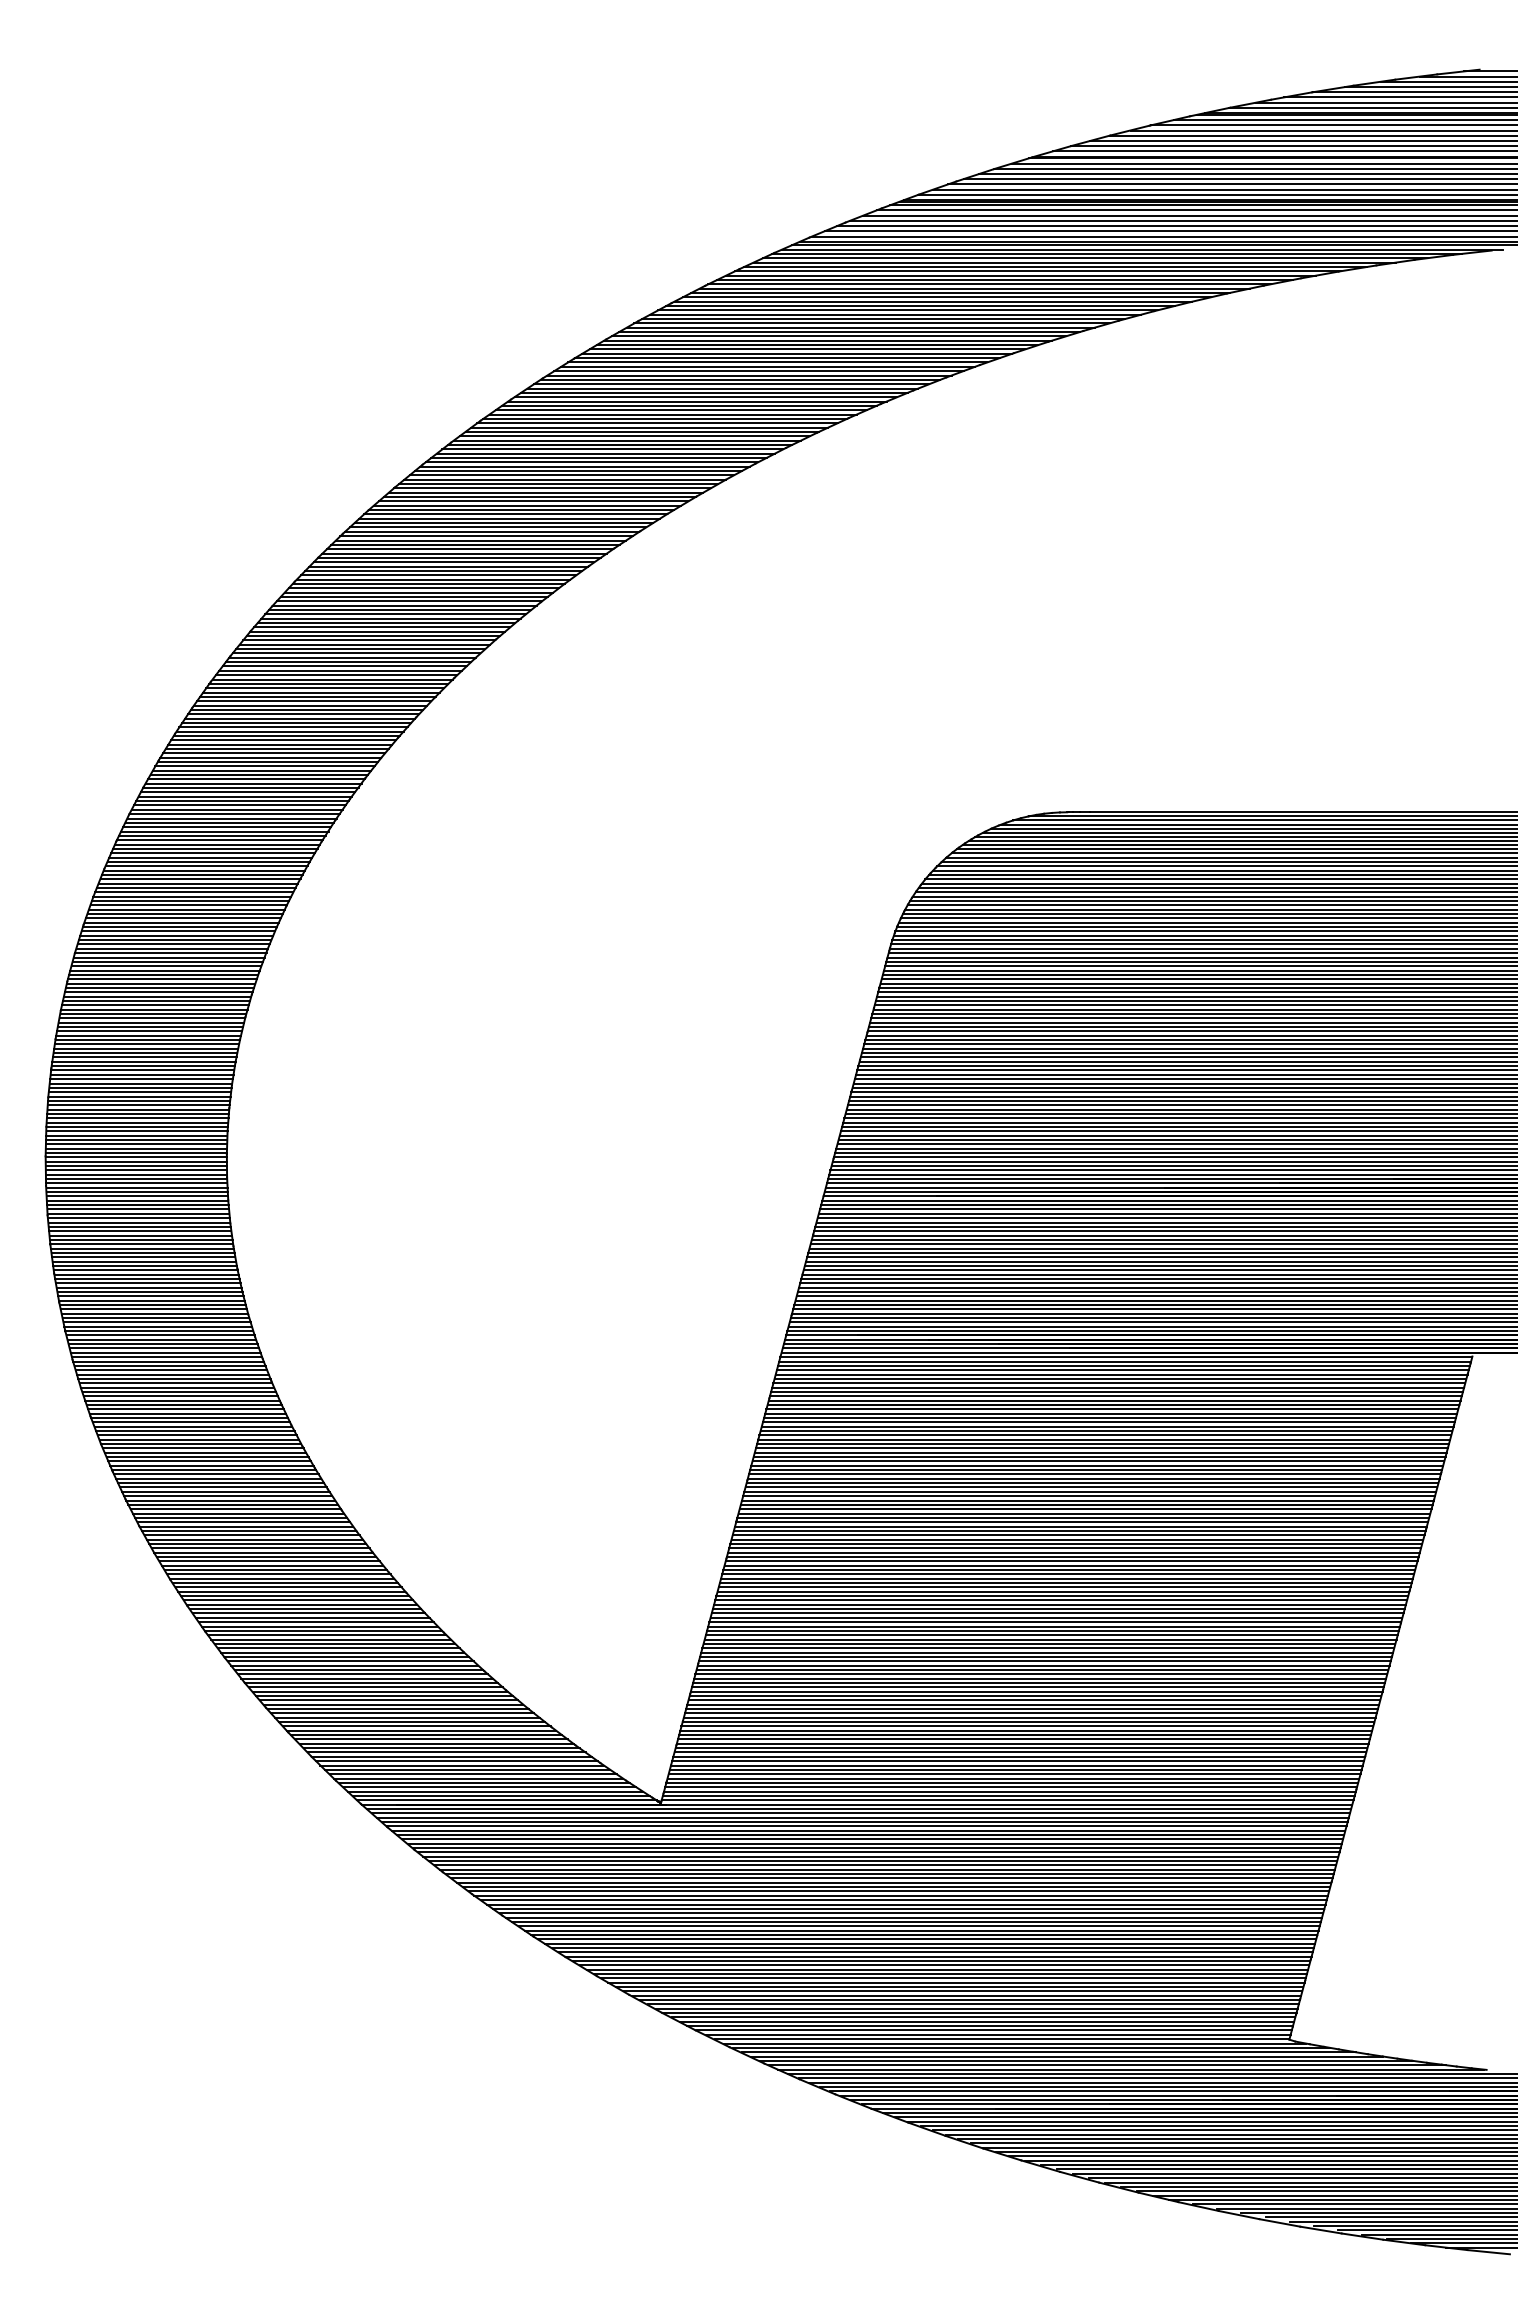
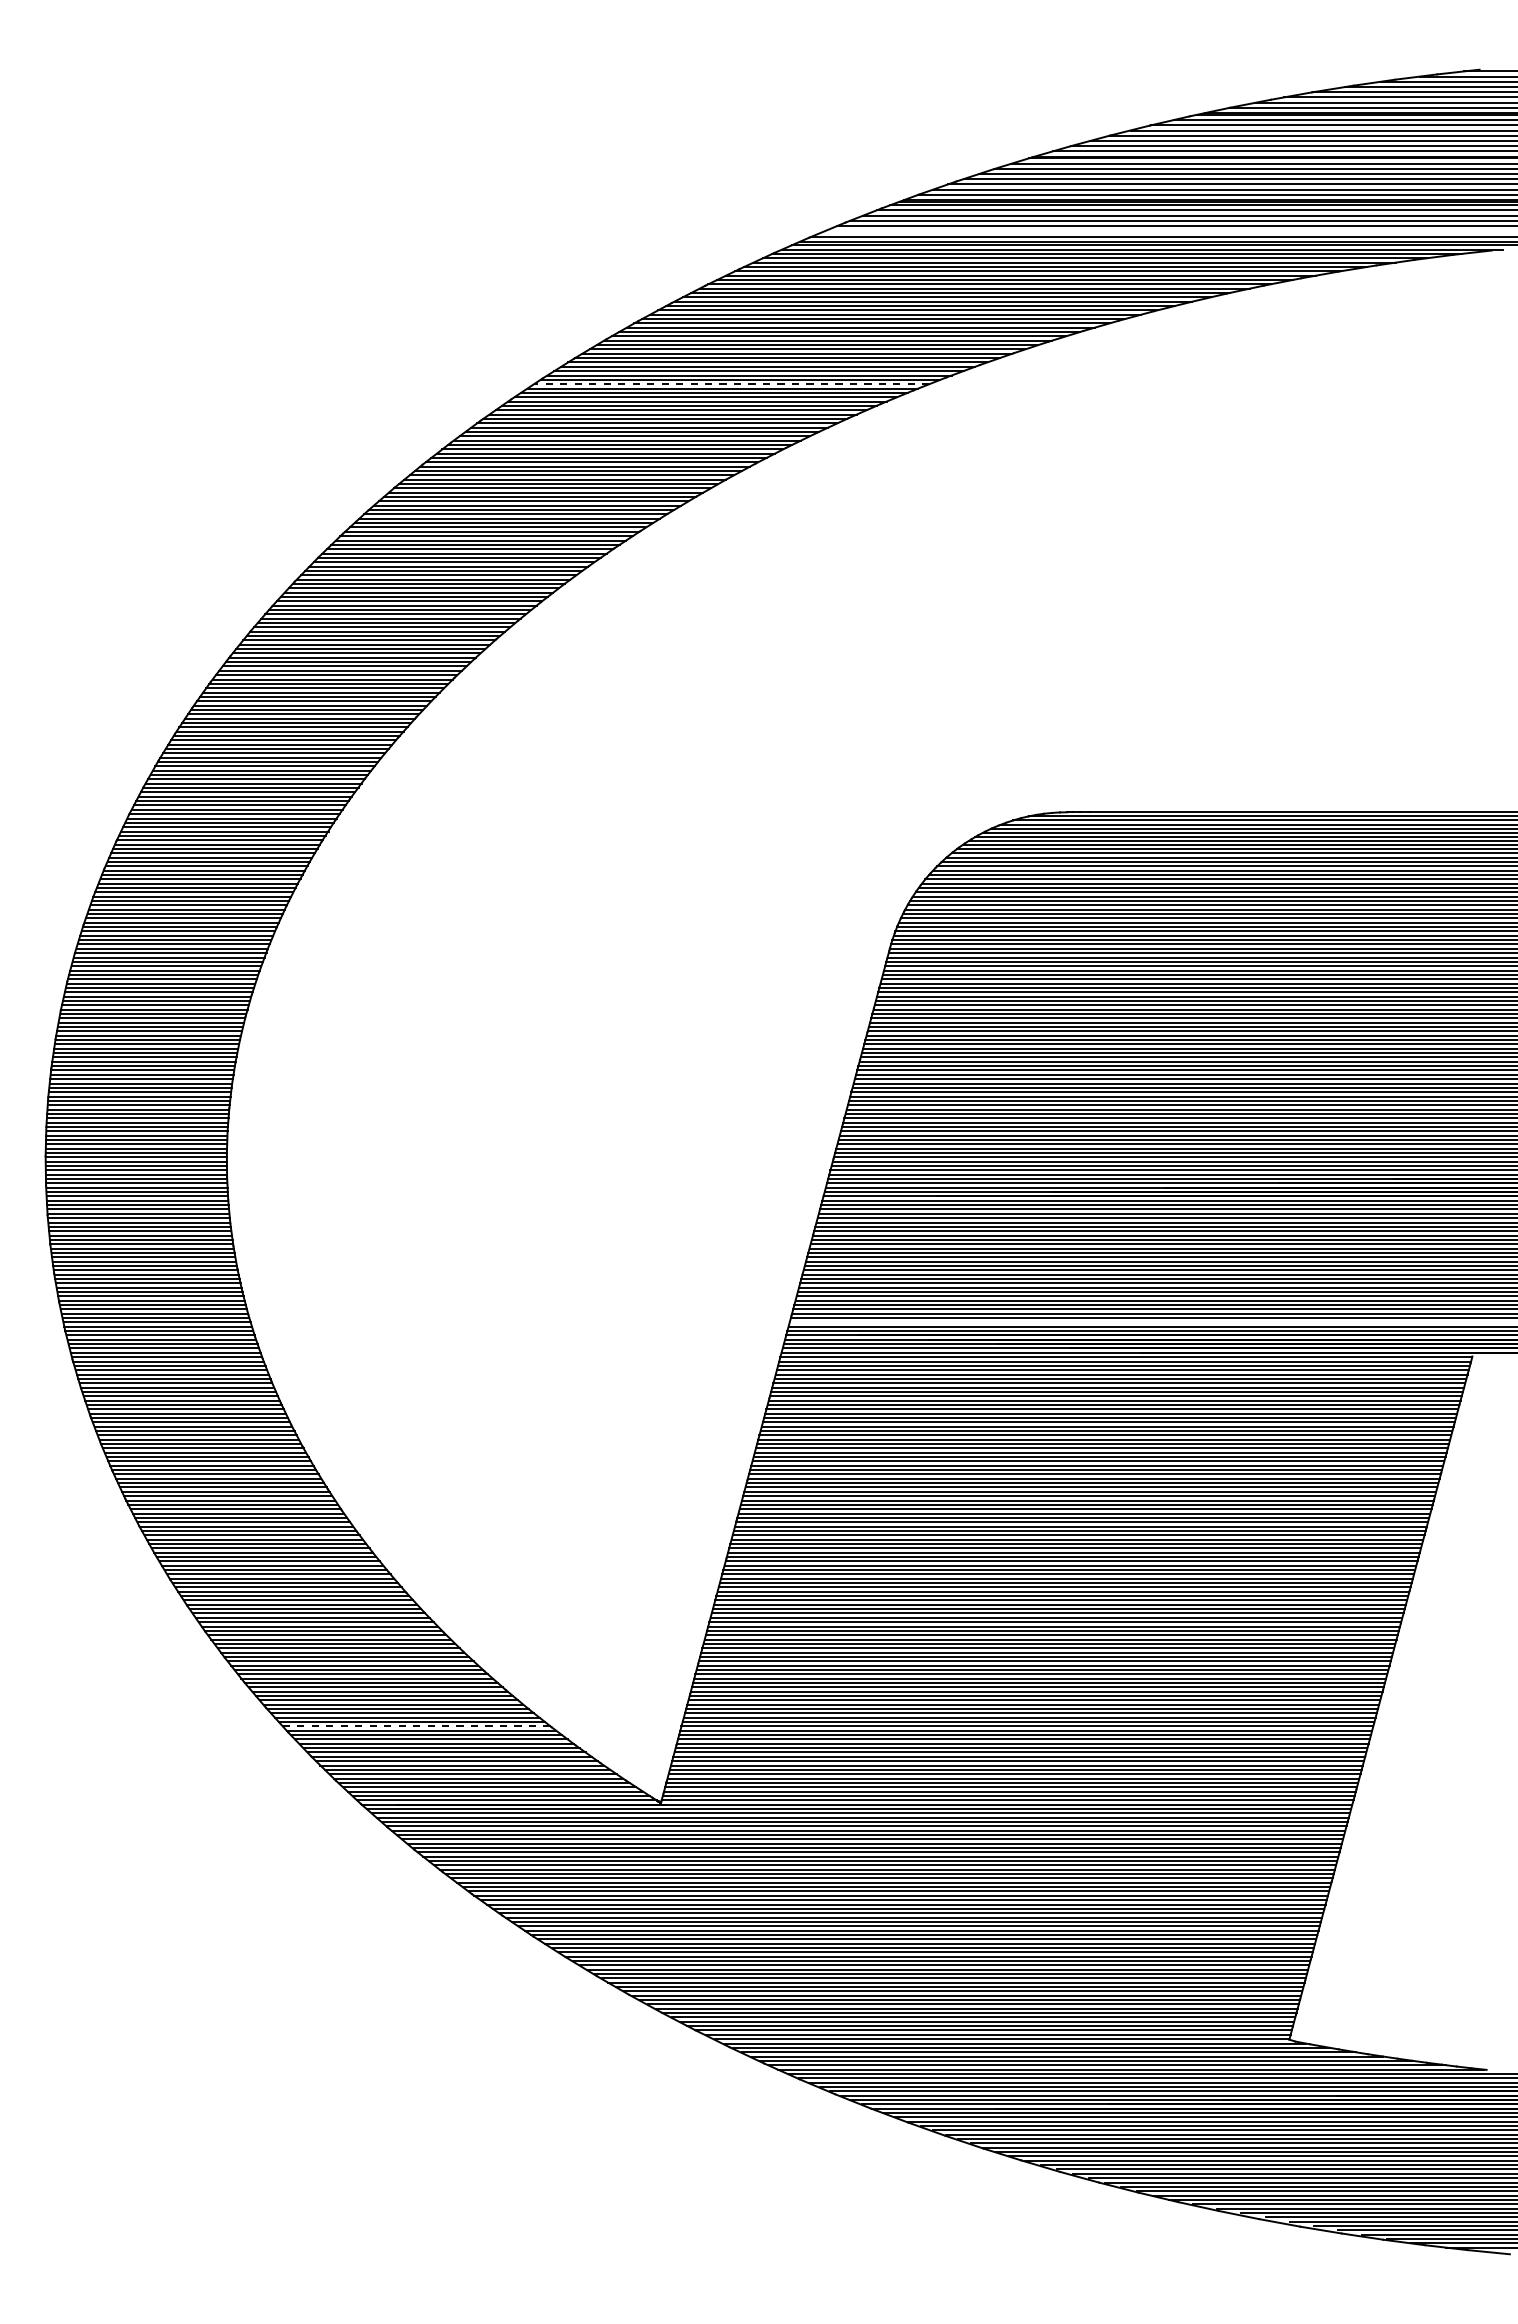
line: present -> none (1169, 231)
line: solid -> dashed (731, 384)
line: present -> none (1151, 1322)
line: solid -> dashed (416, 1726)
